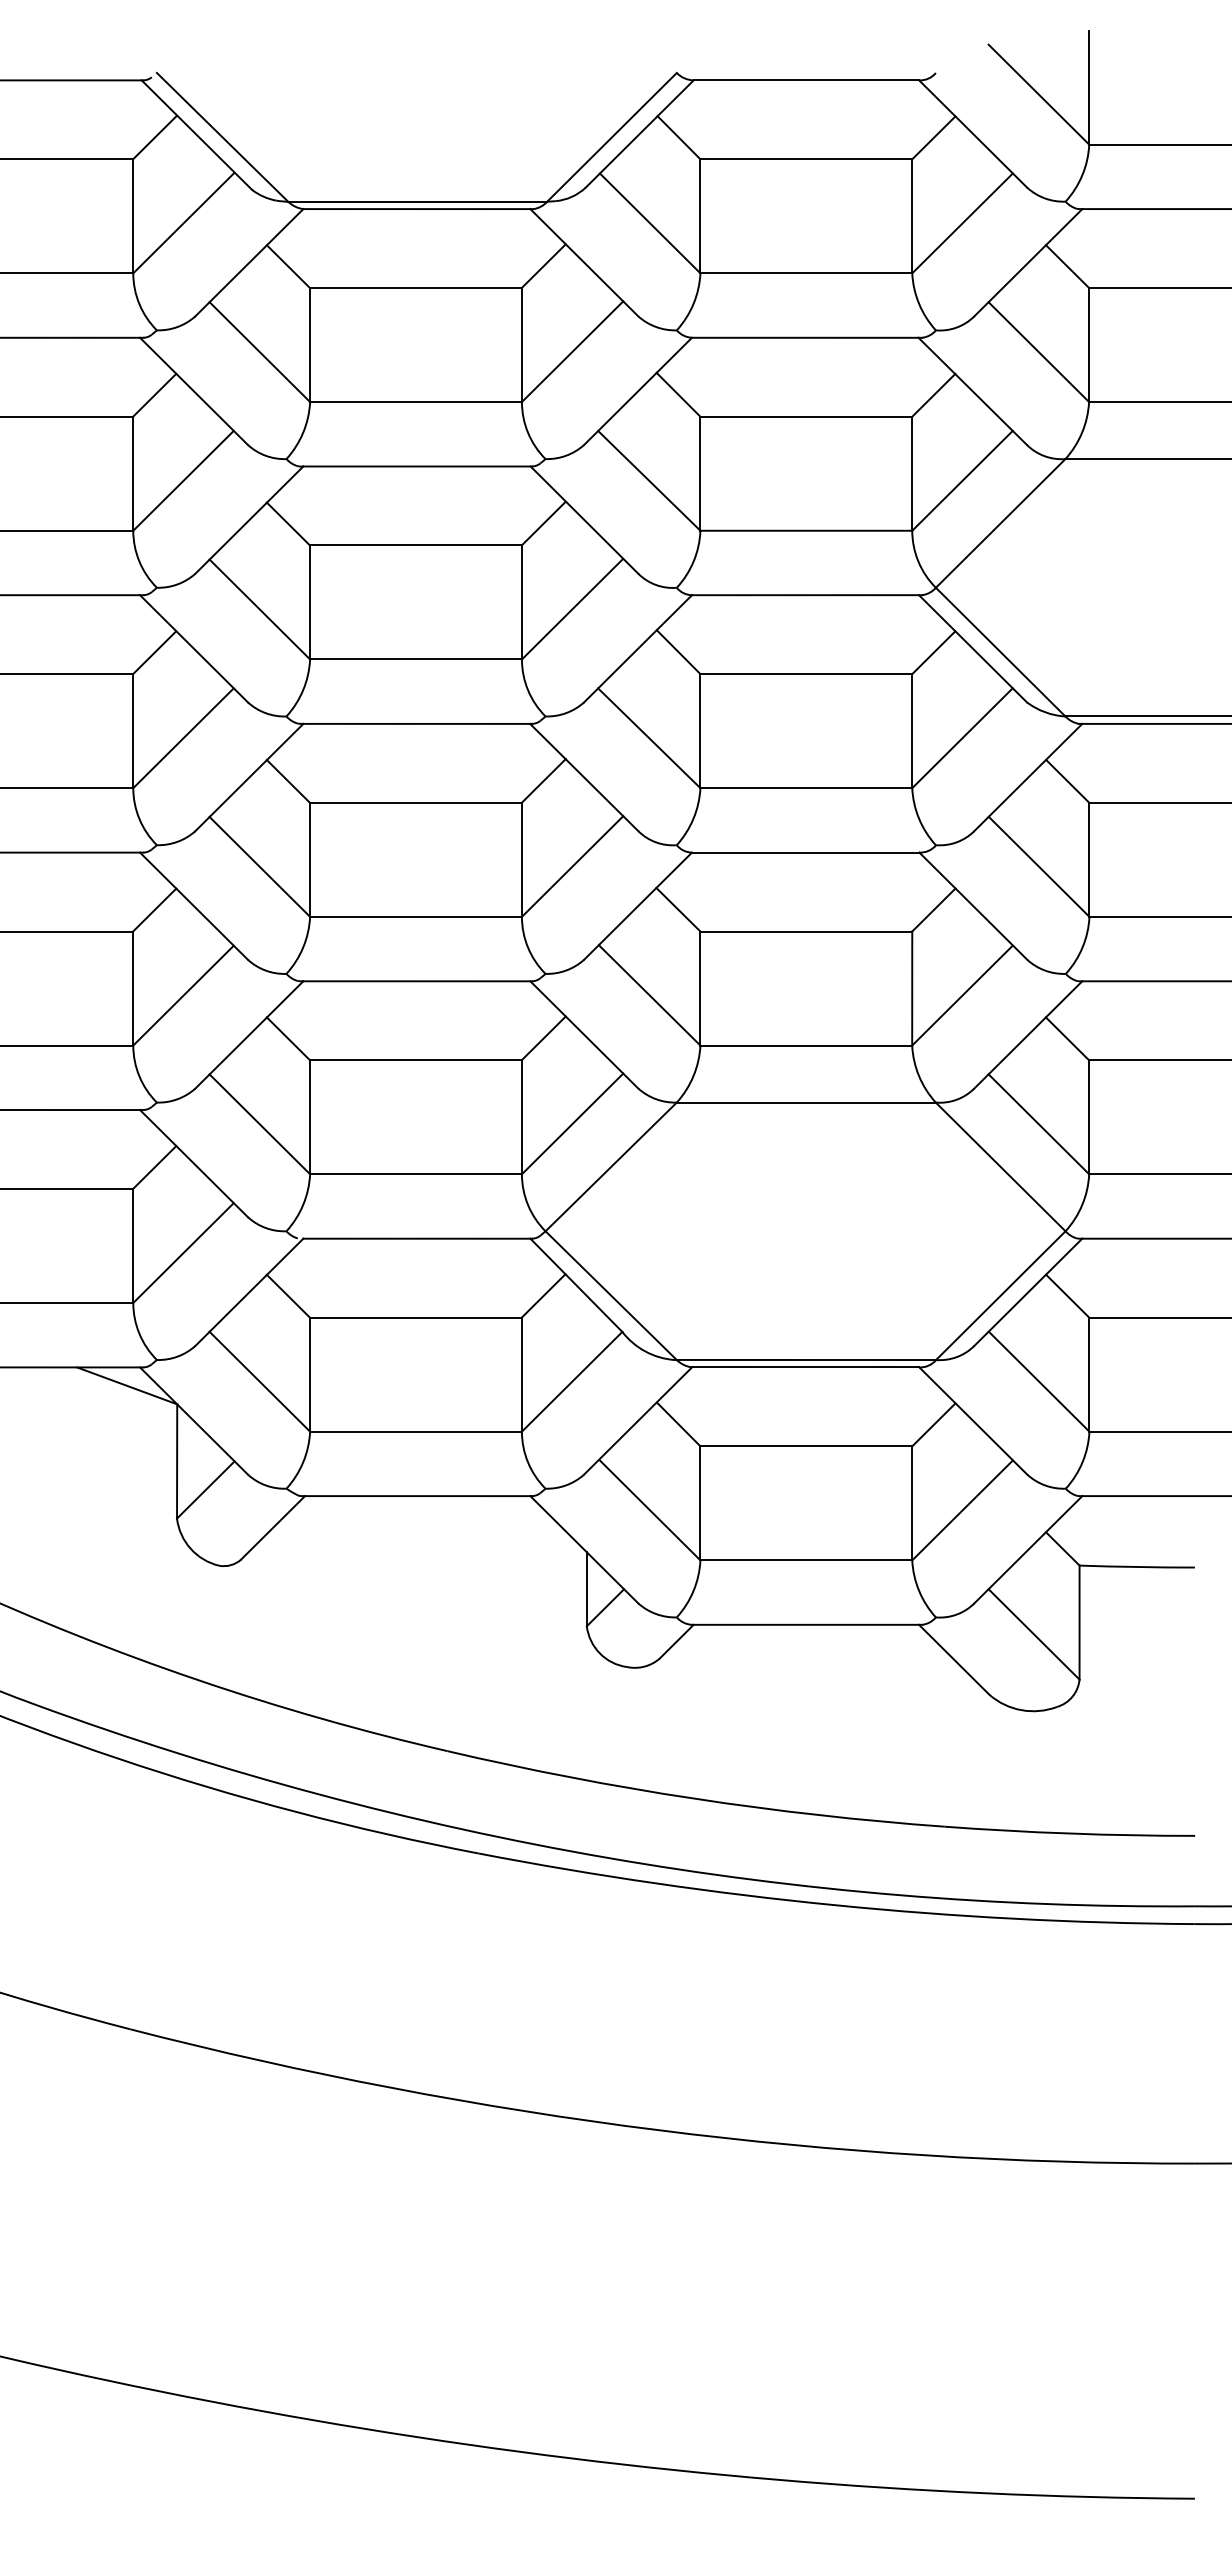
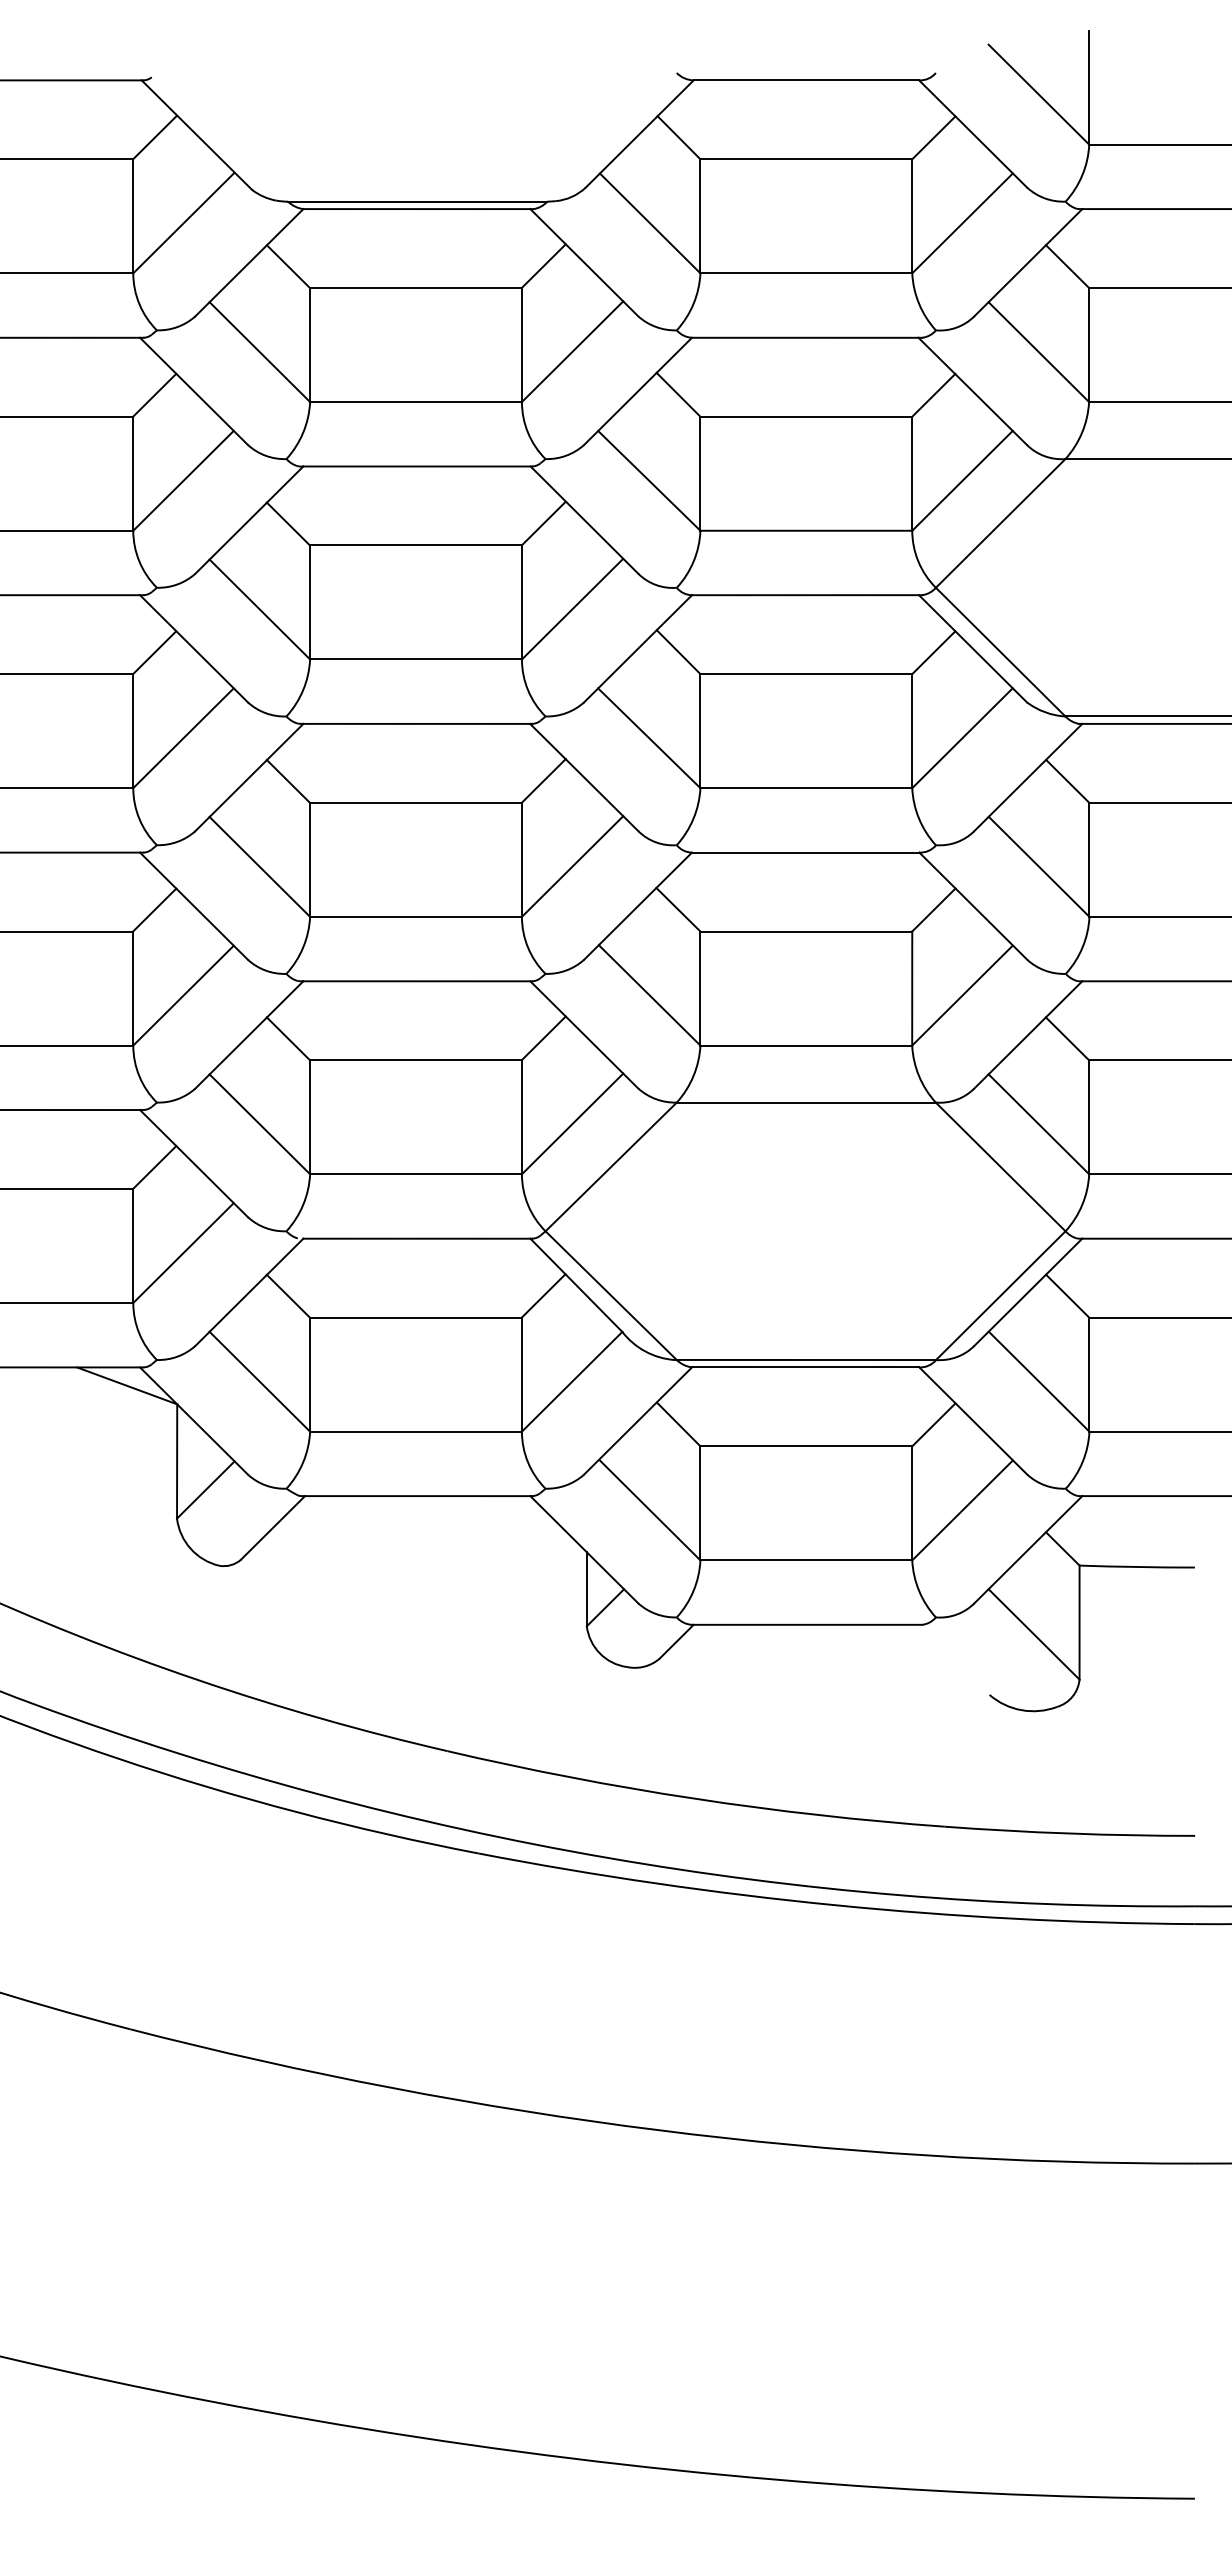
line: present -> none (222, 136)
line: present -> none (611, 136)
line: present -> none (954, 1659)
